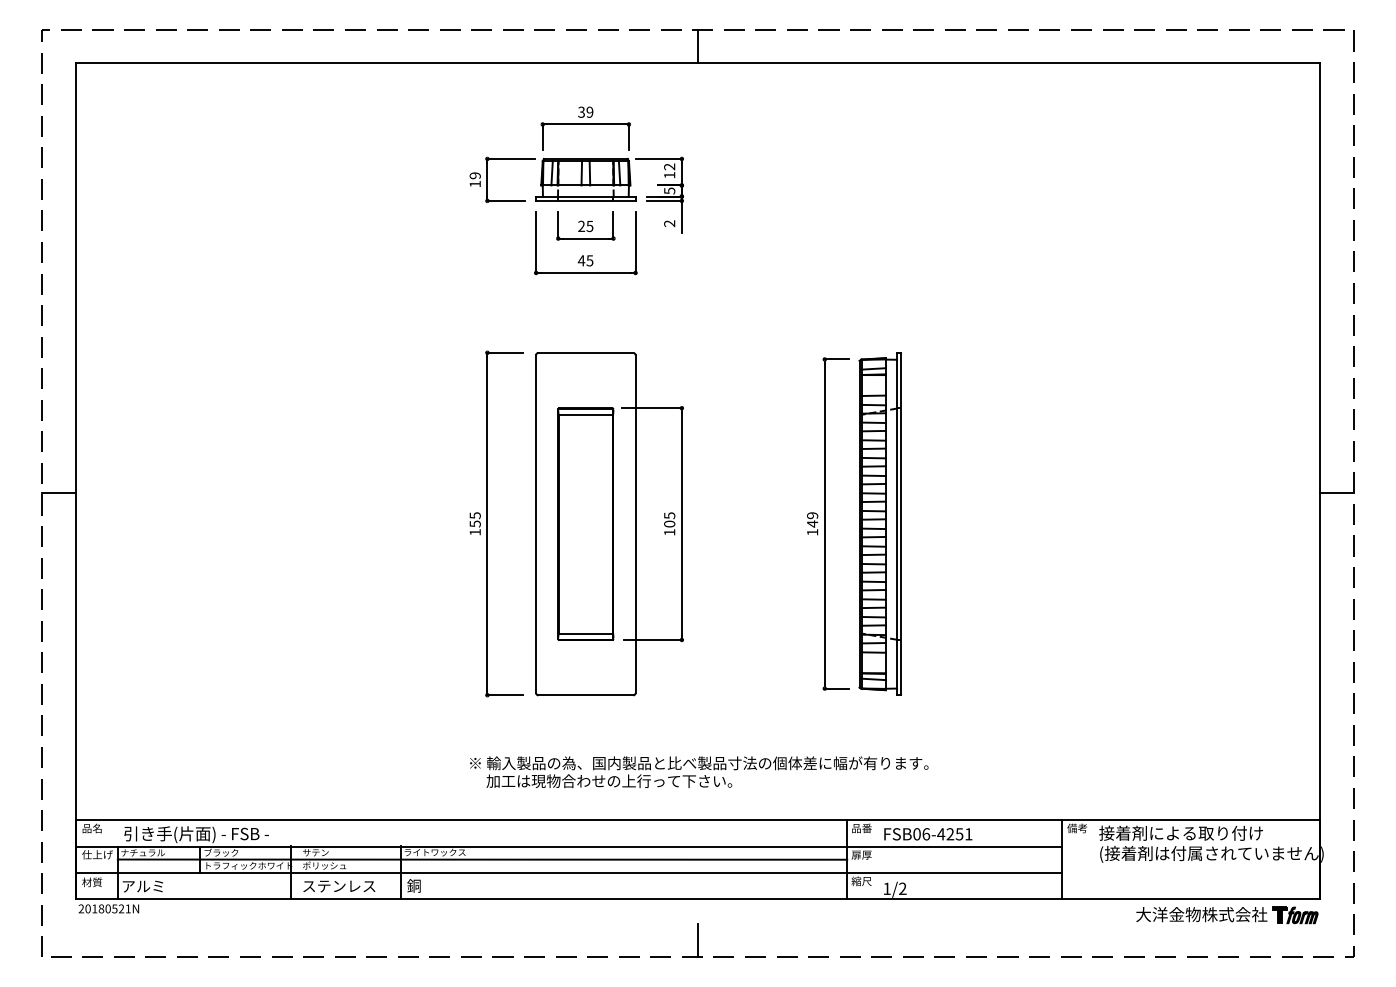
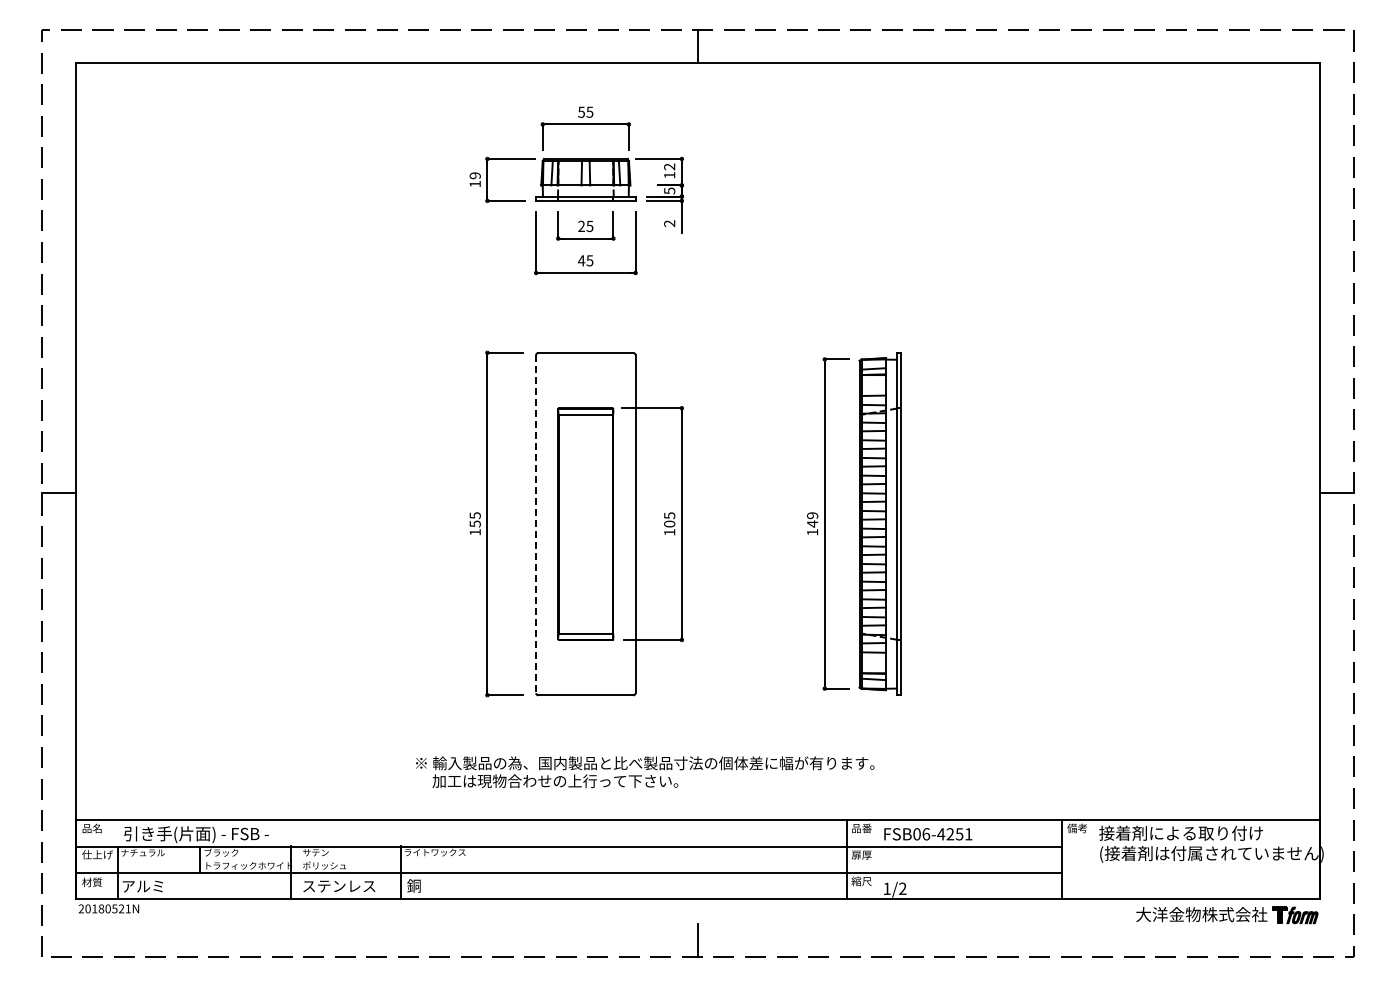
text: 39 -> 55 (585, 111)
line: solid -> dashed (536, 524)
text position: (699, 771) -> (645, 771) (645, 771)
line: present -> none (482, 859)
